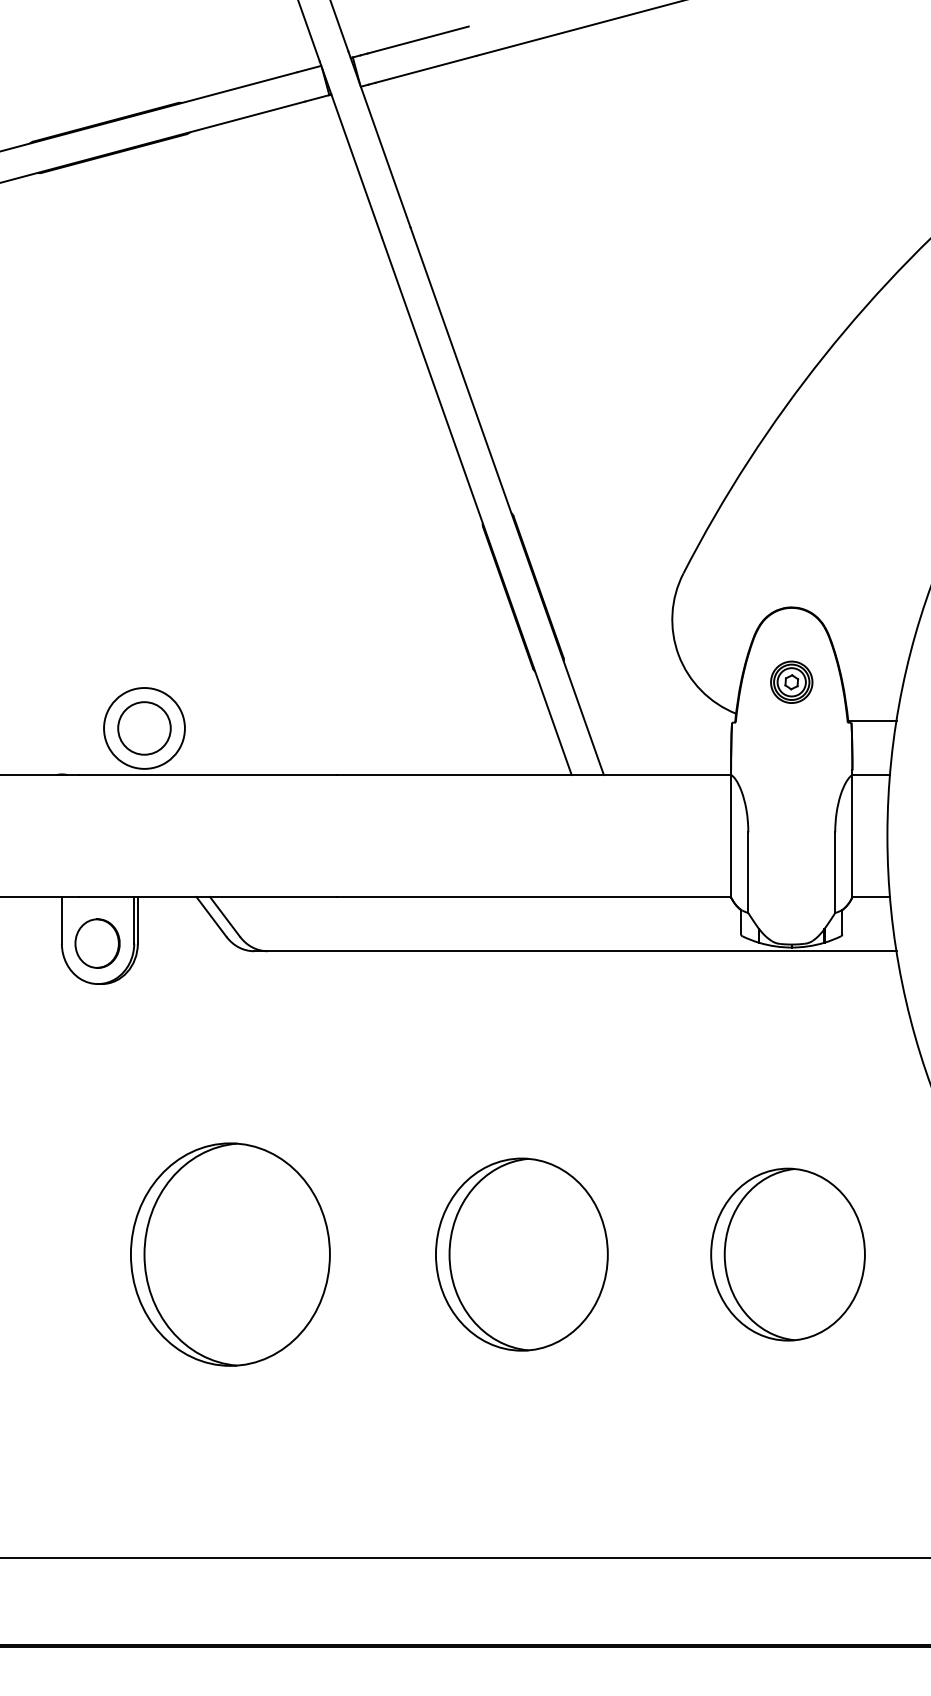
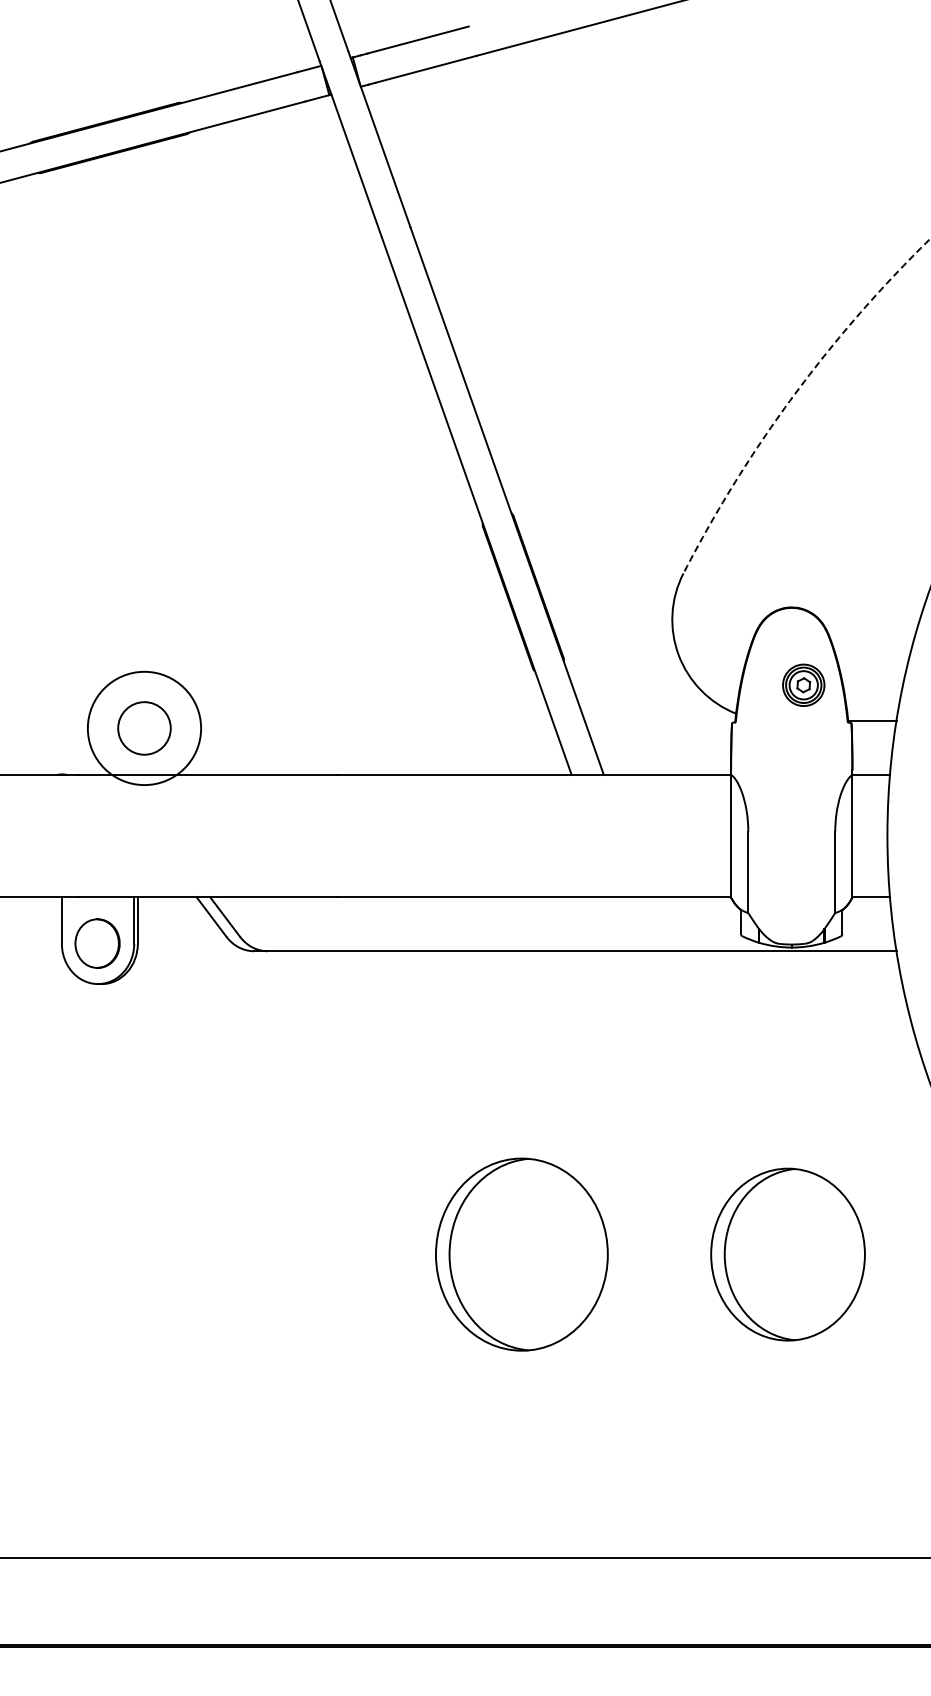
arc: solid -> dashed (793, 395)
part position: (791, 681) -> (803, 684) (803, 684)
circle diameter: 81 px -> 113 px (144, 728)
part: present -> none (230, 1254)
